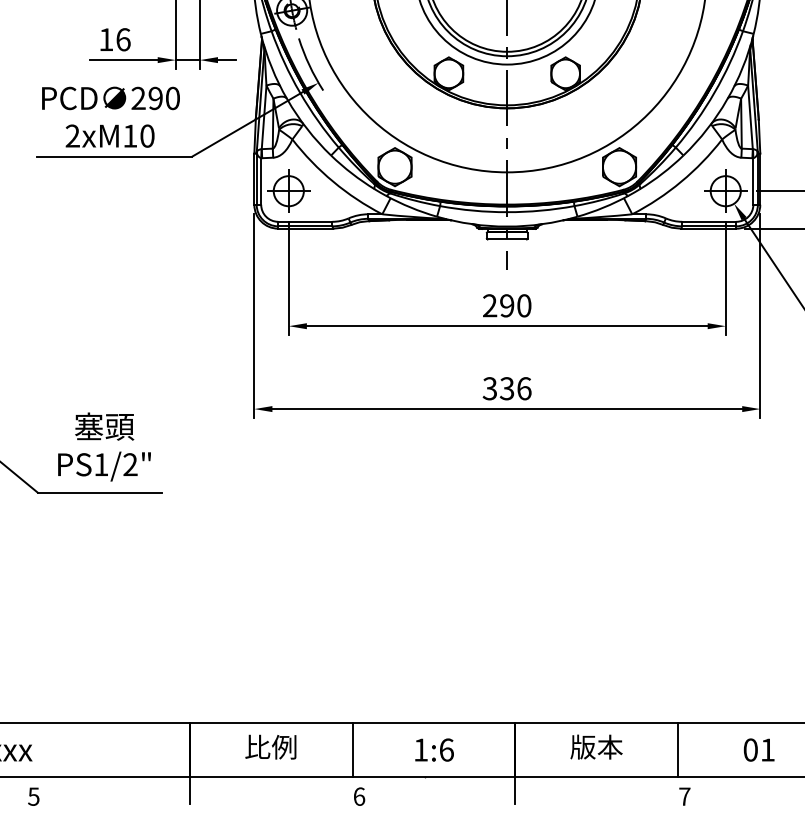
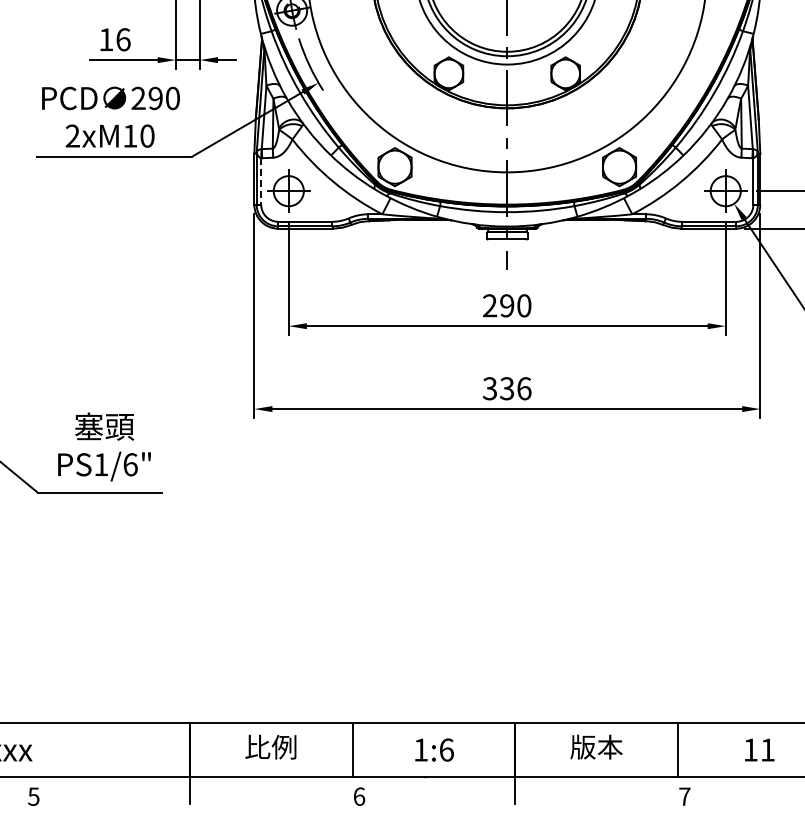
line: solid -> dashed (261, 182)
text: PS1/2" -> PS1/6" (130, 464)
text: 01 -> 11 (750, 749)
